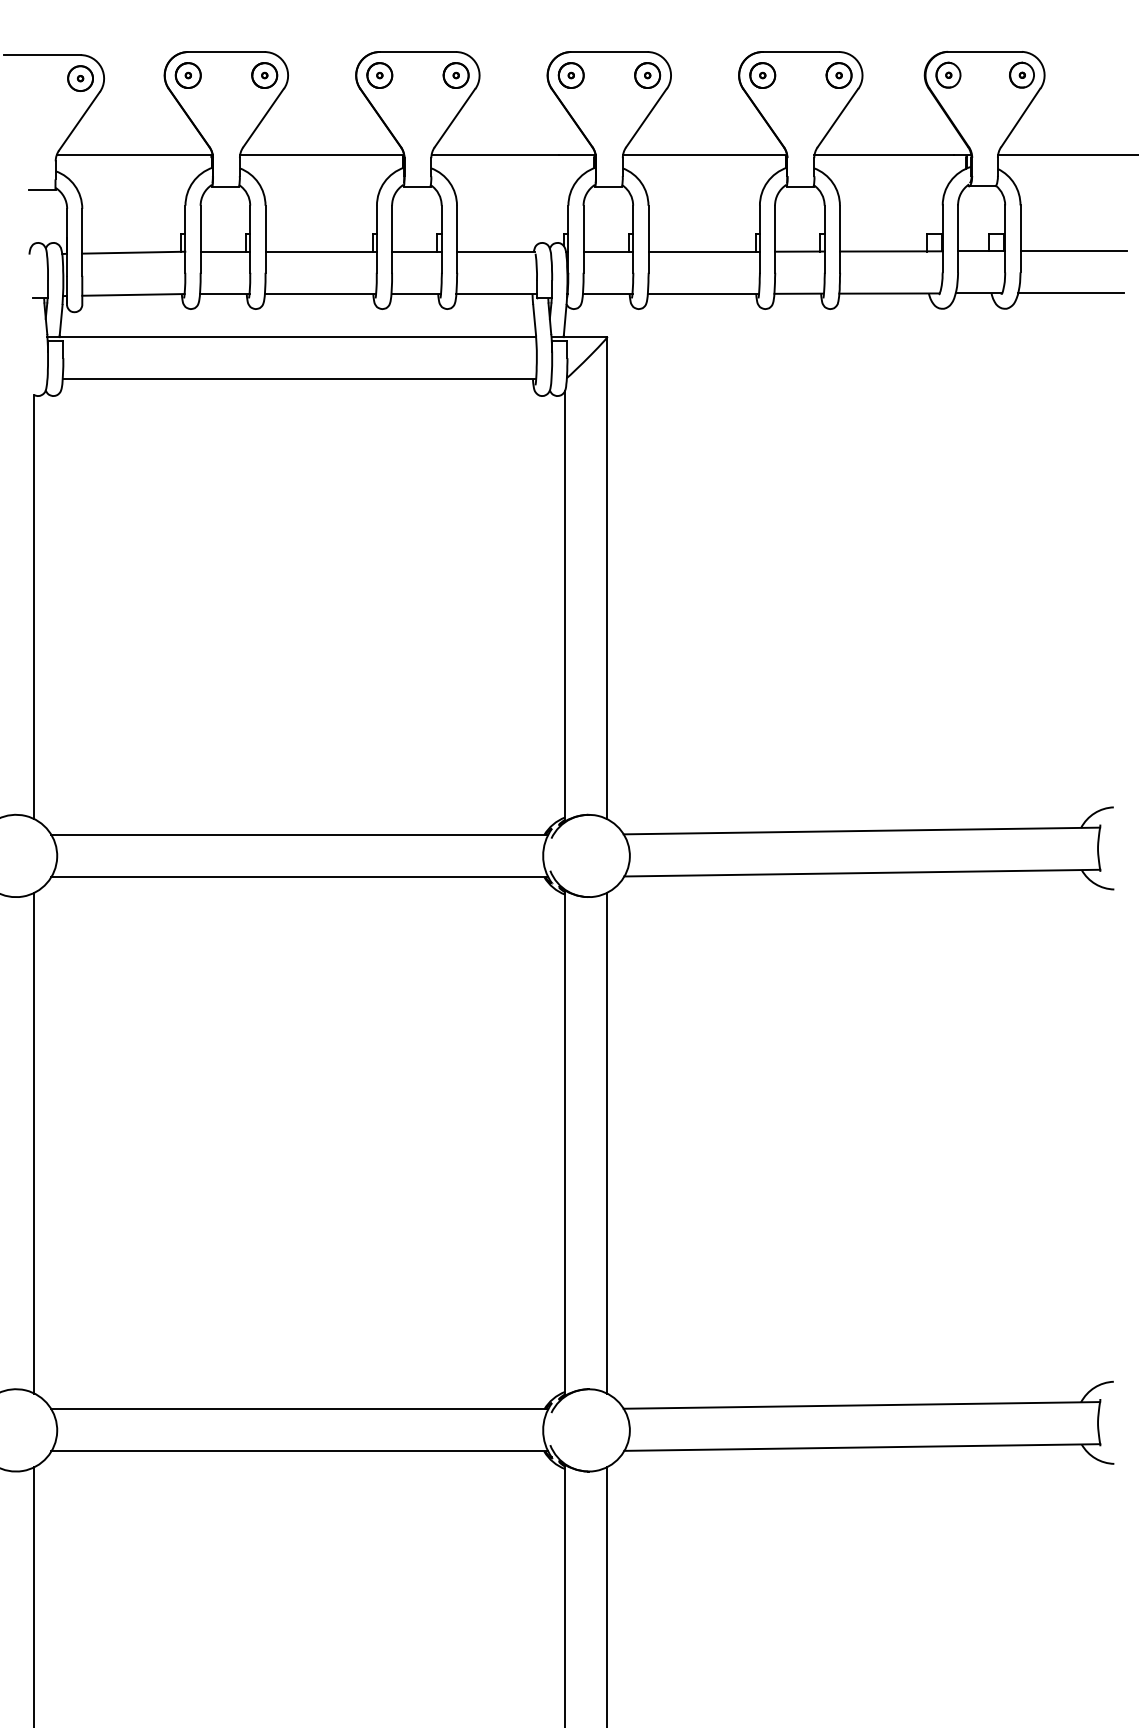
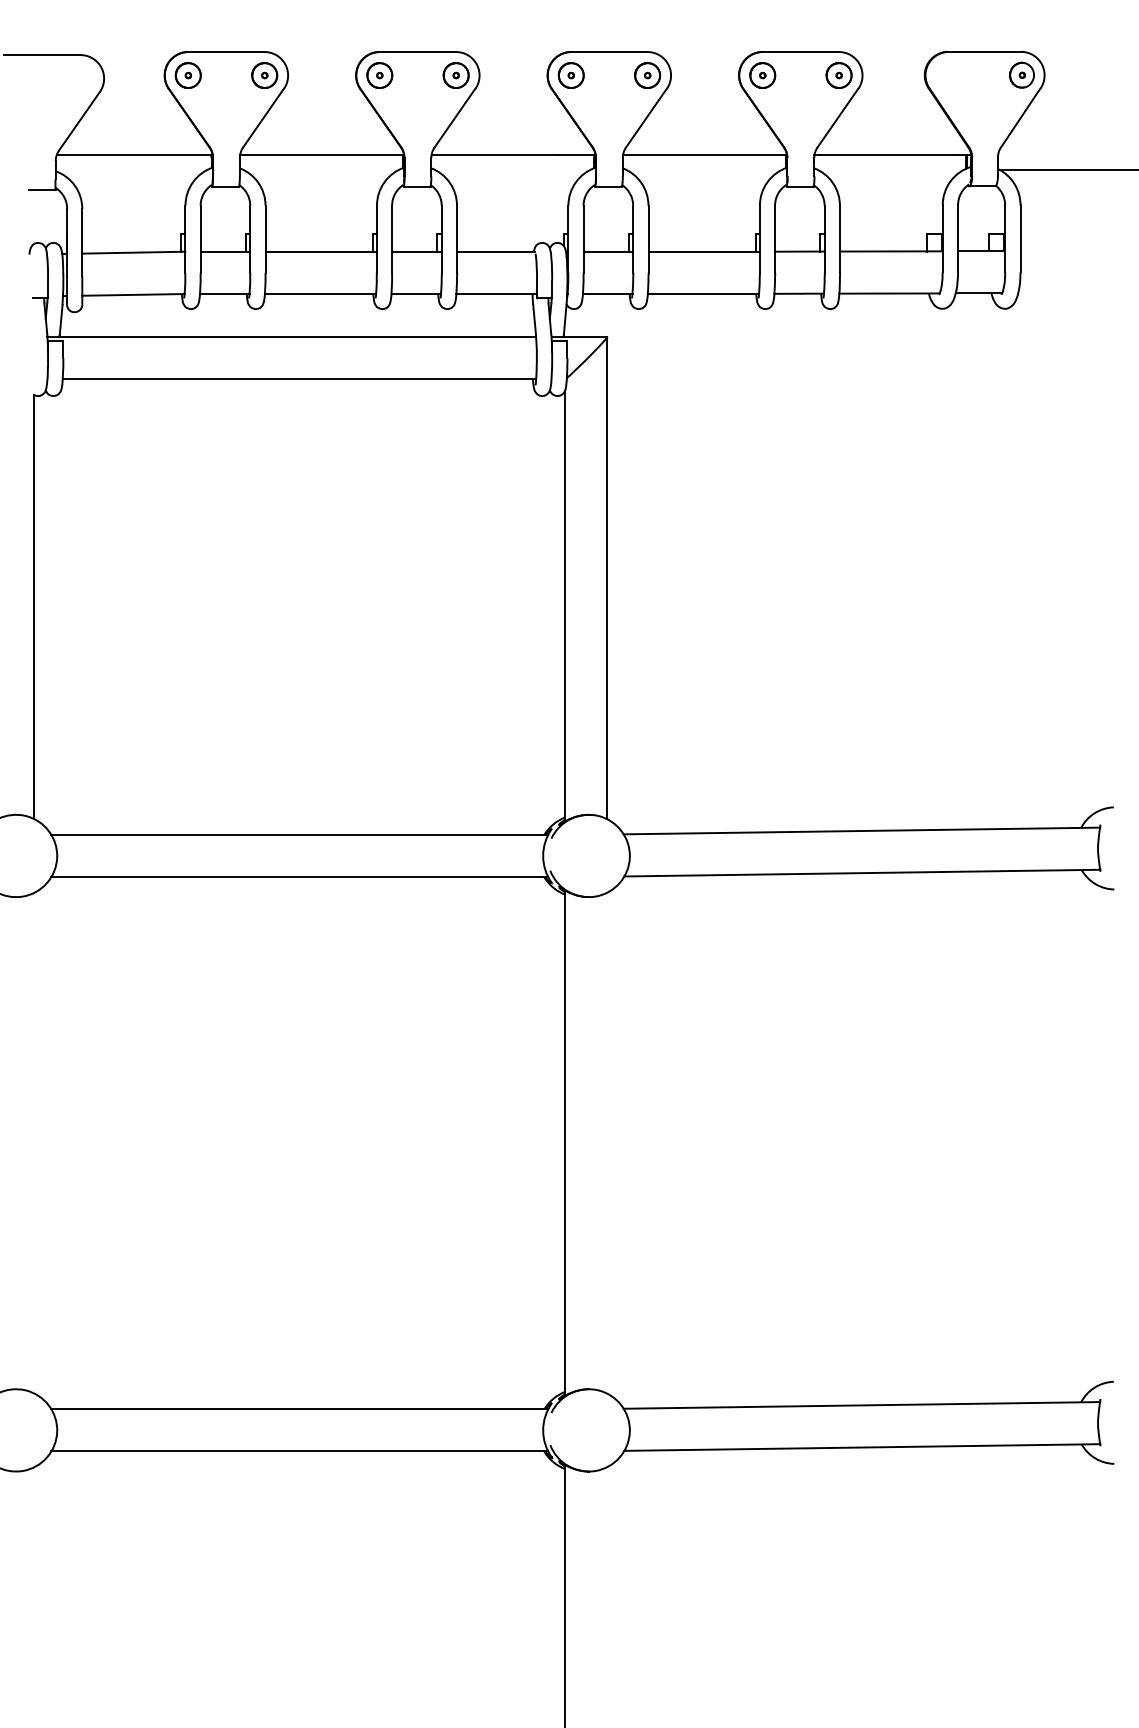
part: present -> none (948, 74)
part: present -> none (80, 78)
line position: (1066, 155) -> (1066, 170) (1066, 170)
line: present -> none (1073, 251)
line: present -> none (1071, 293)
line: present -> none (34, 1142)
line: present -> none (607, 1142)
line: present -> none (34, 1595)
line: present -> none (607, 1595)
